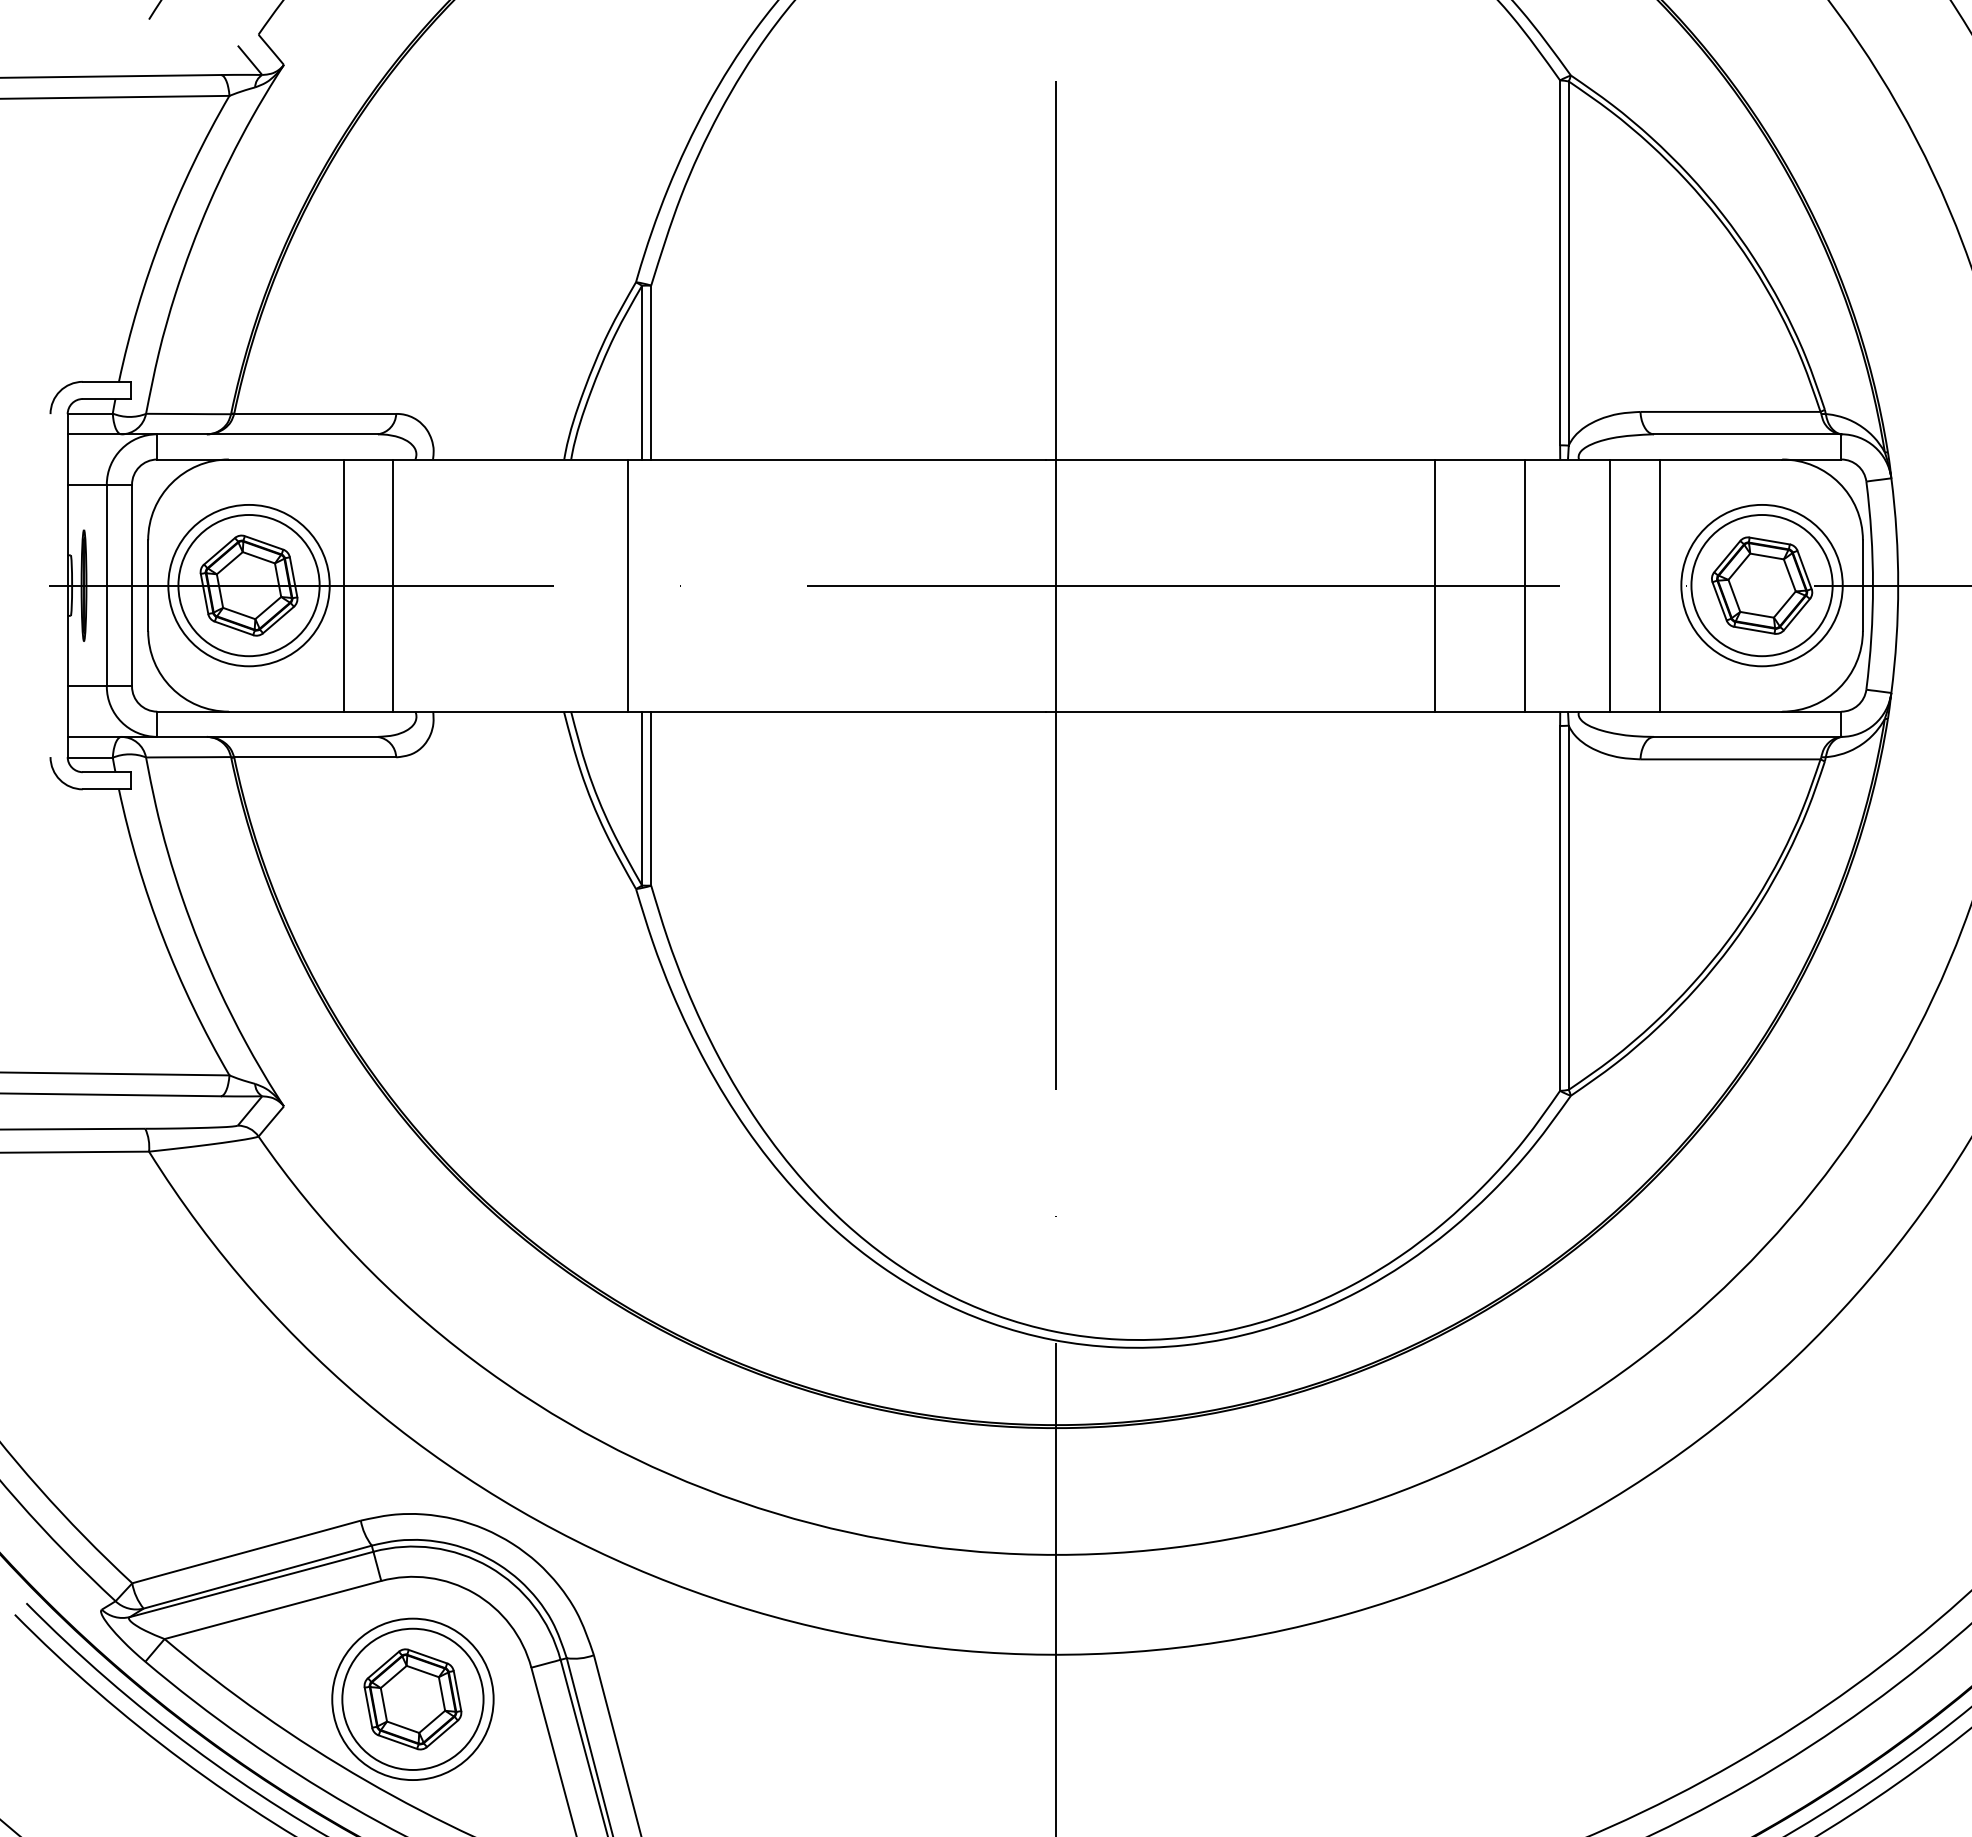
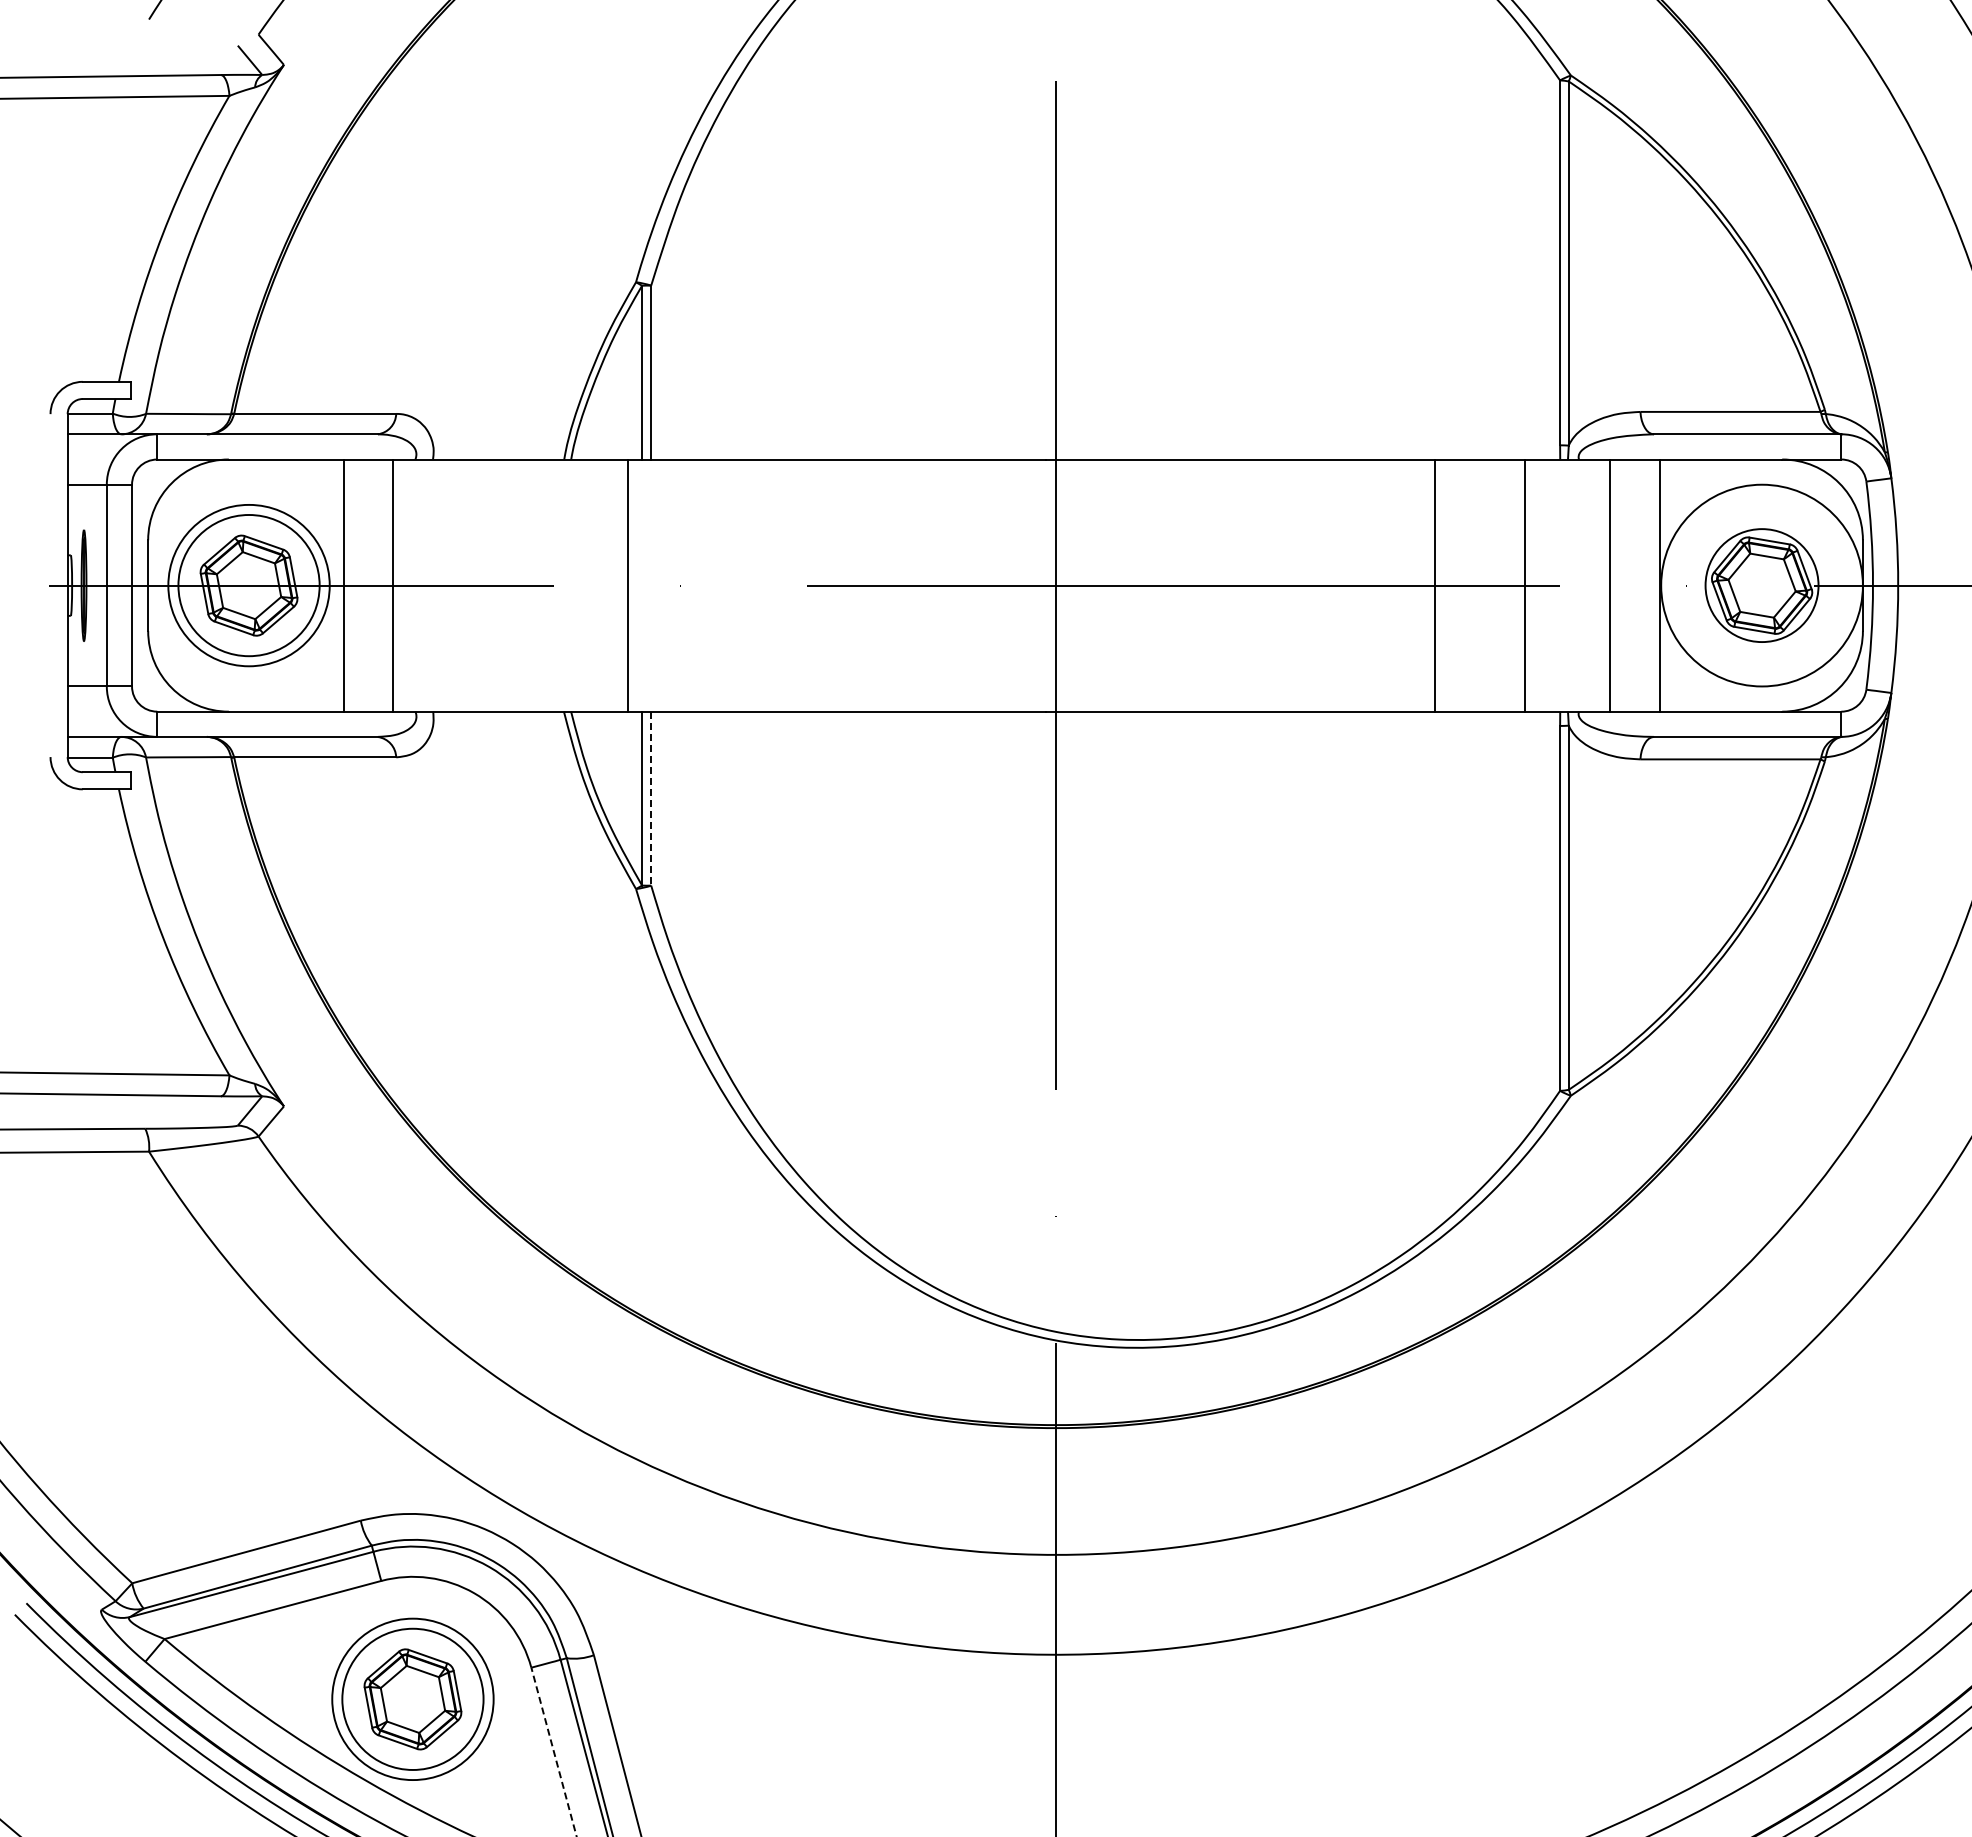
circle diameter: 141 px -> 113 px (1761, 585)
circle diameter: 161 px -> 202 px (1761, 585)
line: solid -> dashed (651, 798)
line: solid -> dashed (553, 1751)
